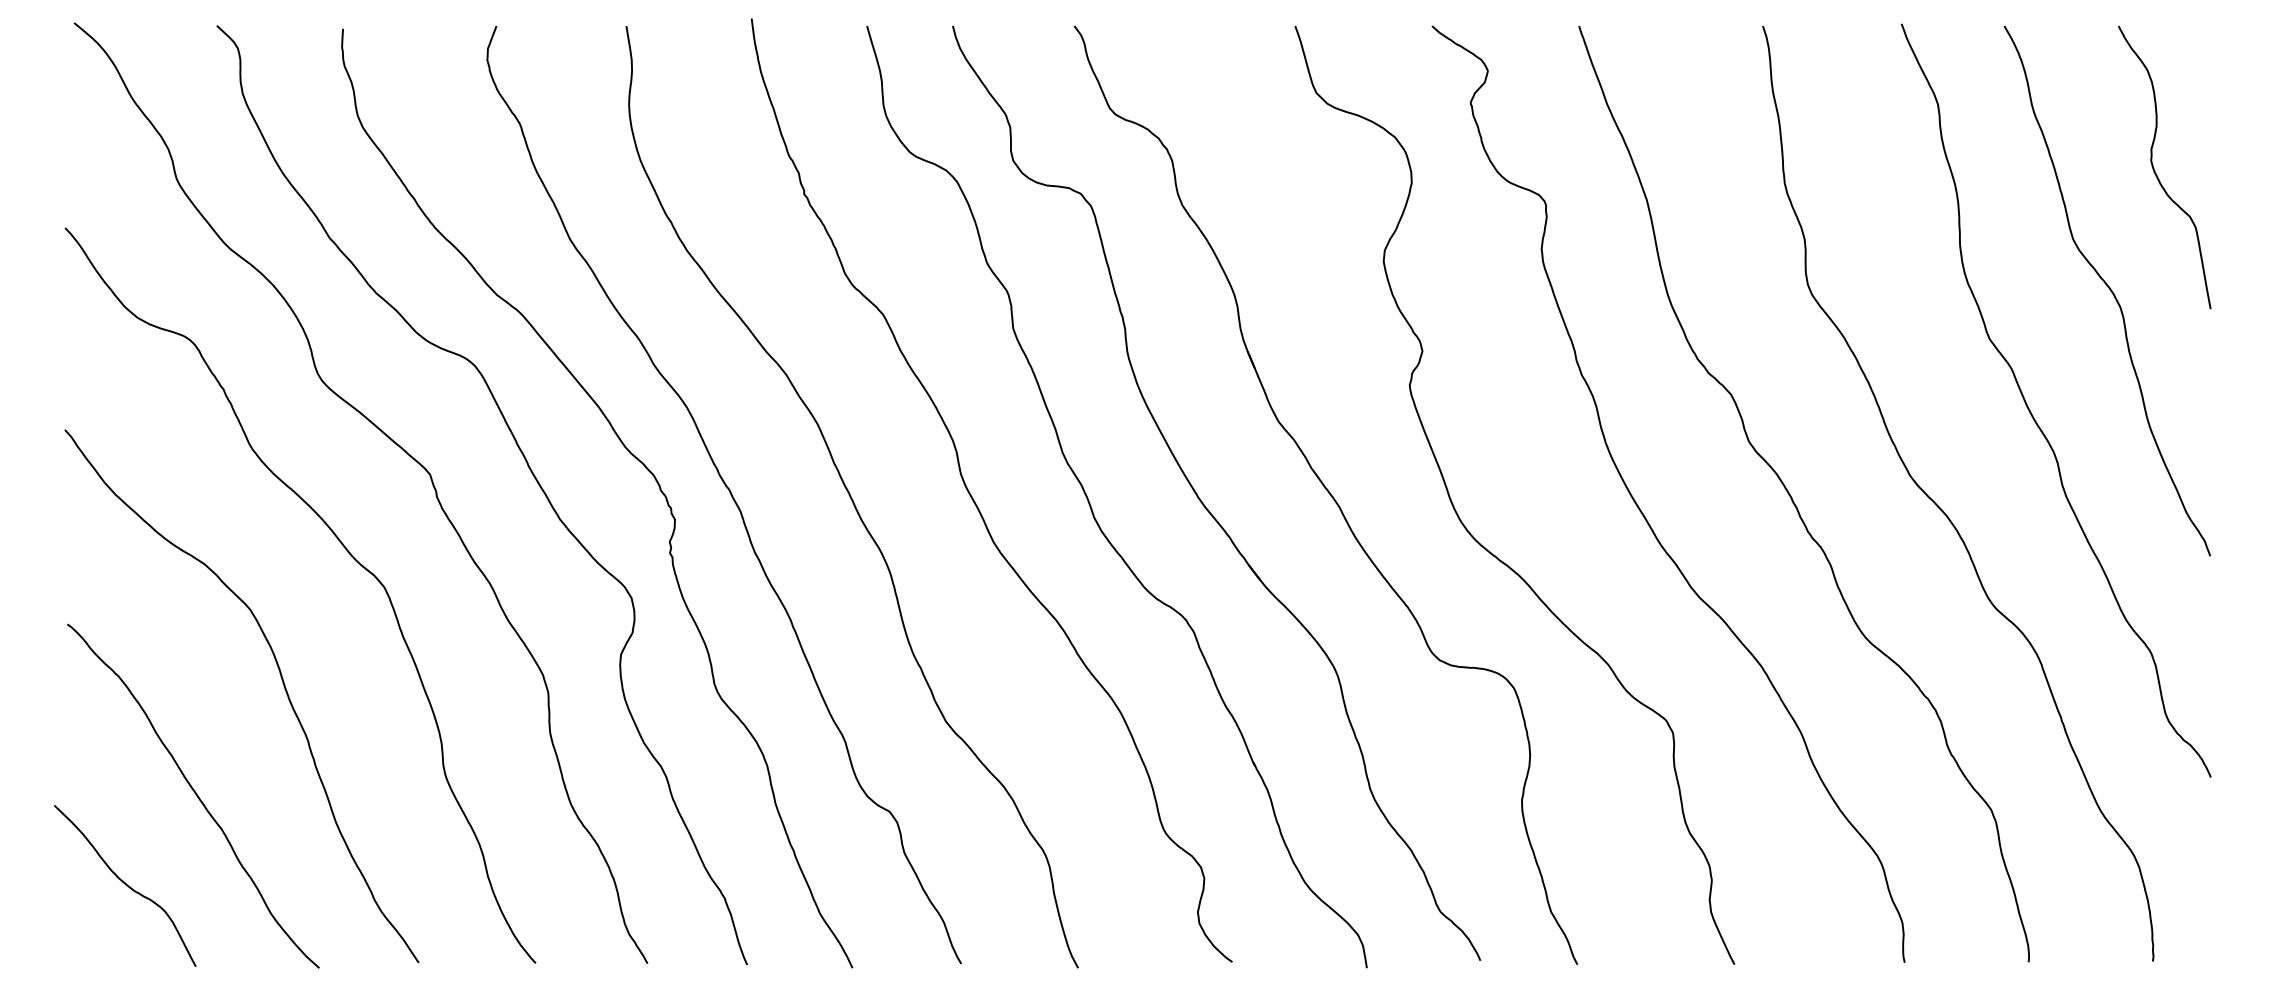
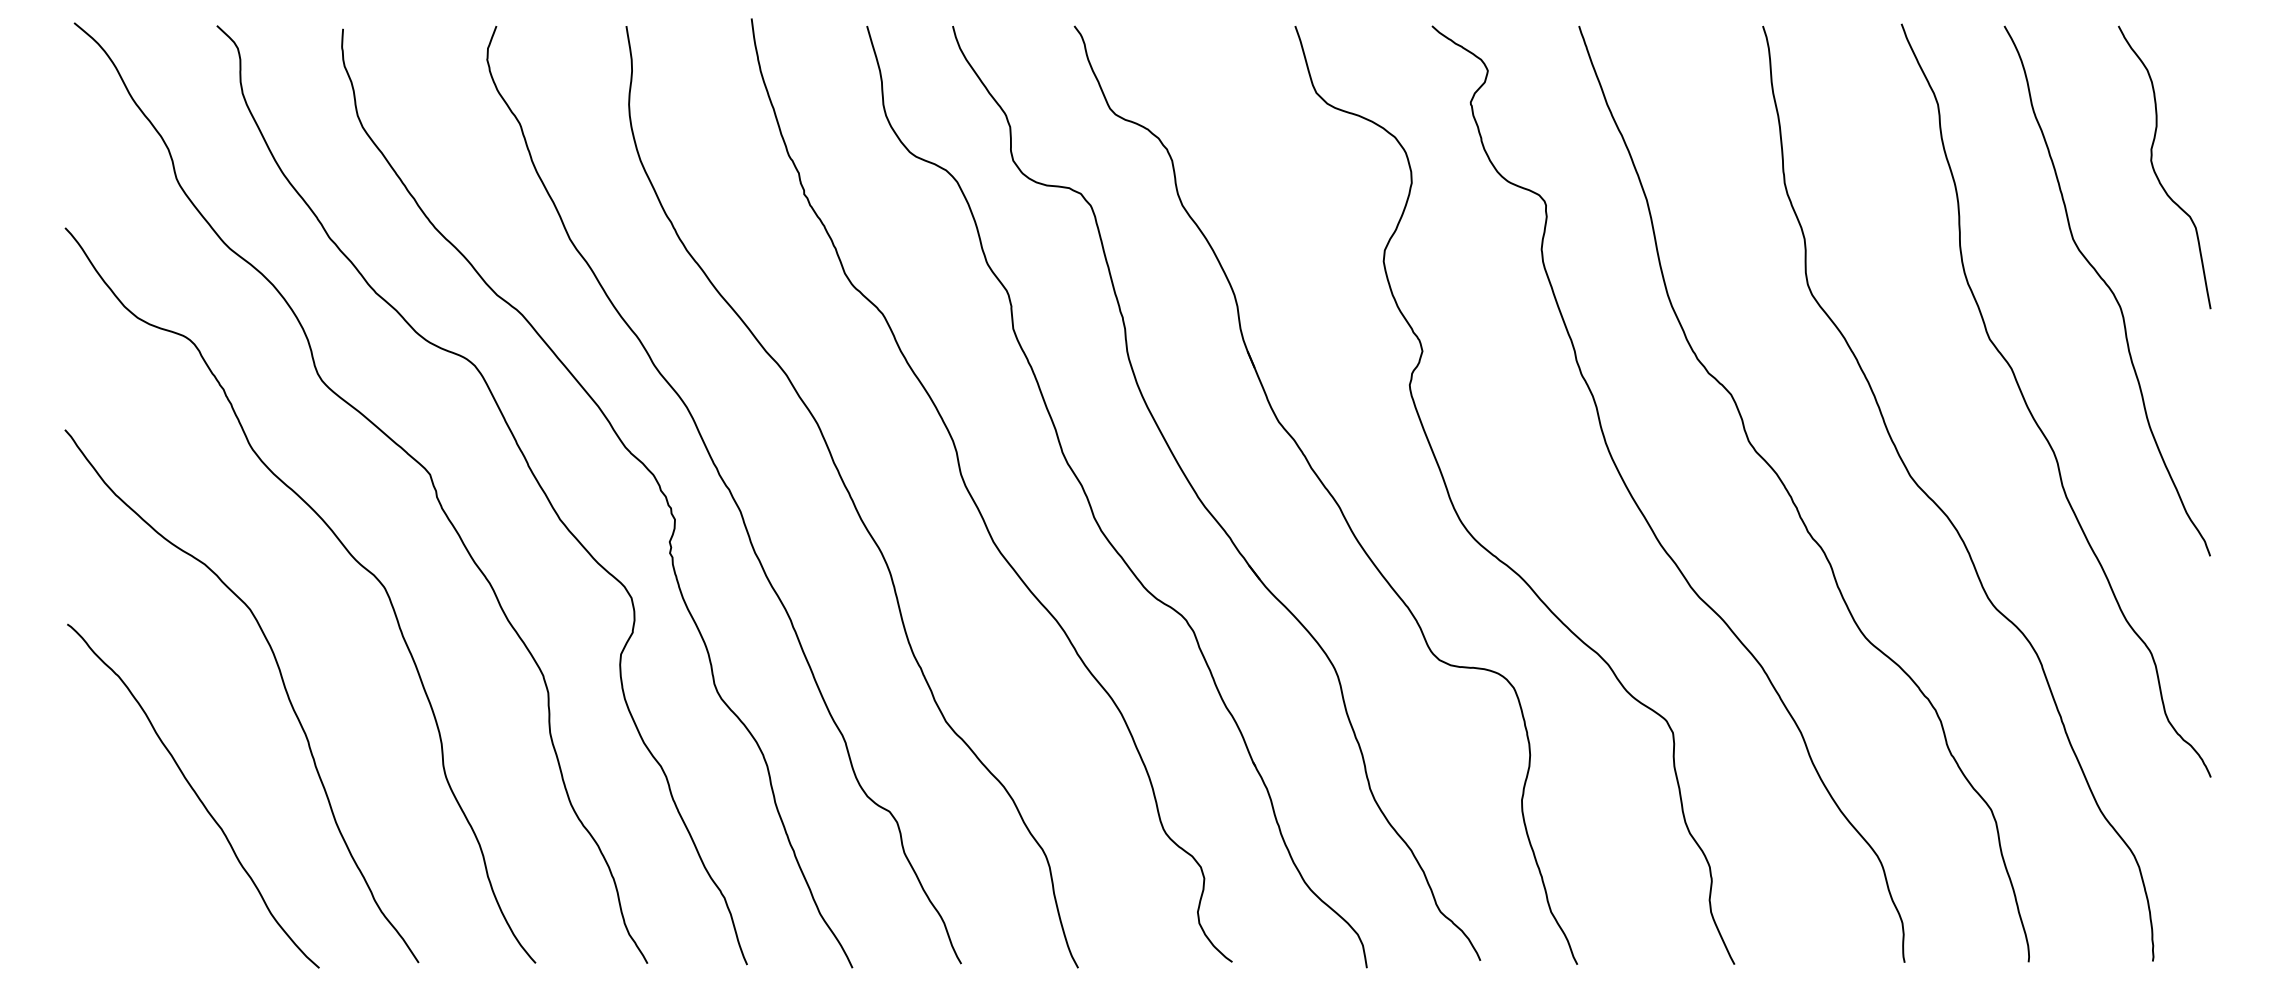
curve: present -> none (125, 885)
